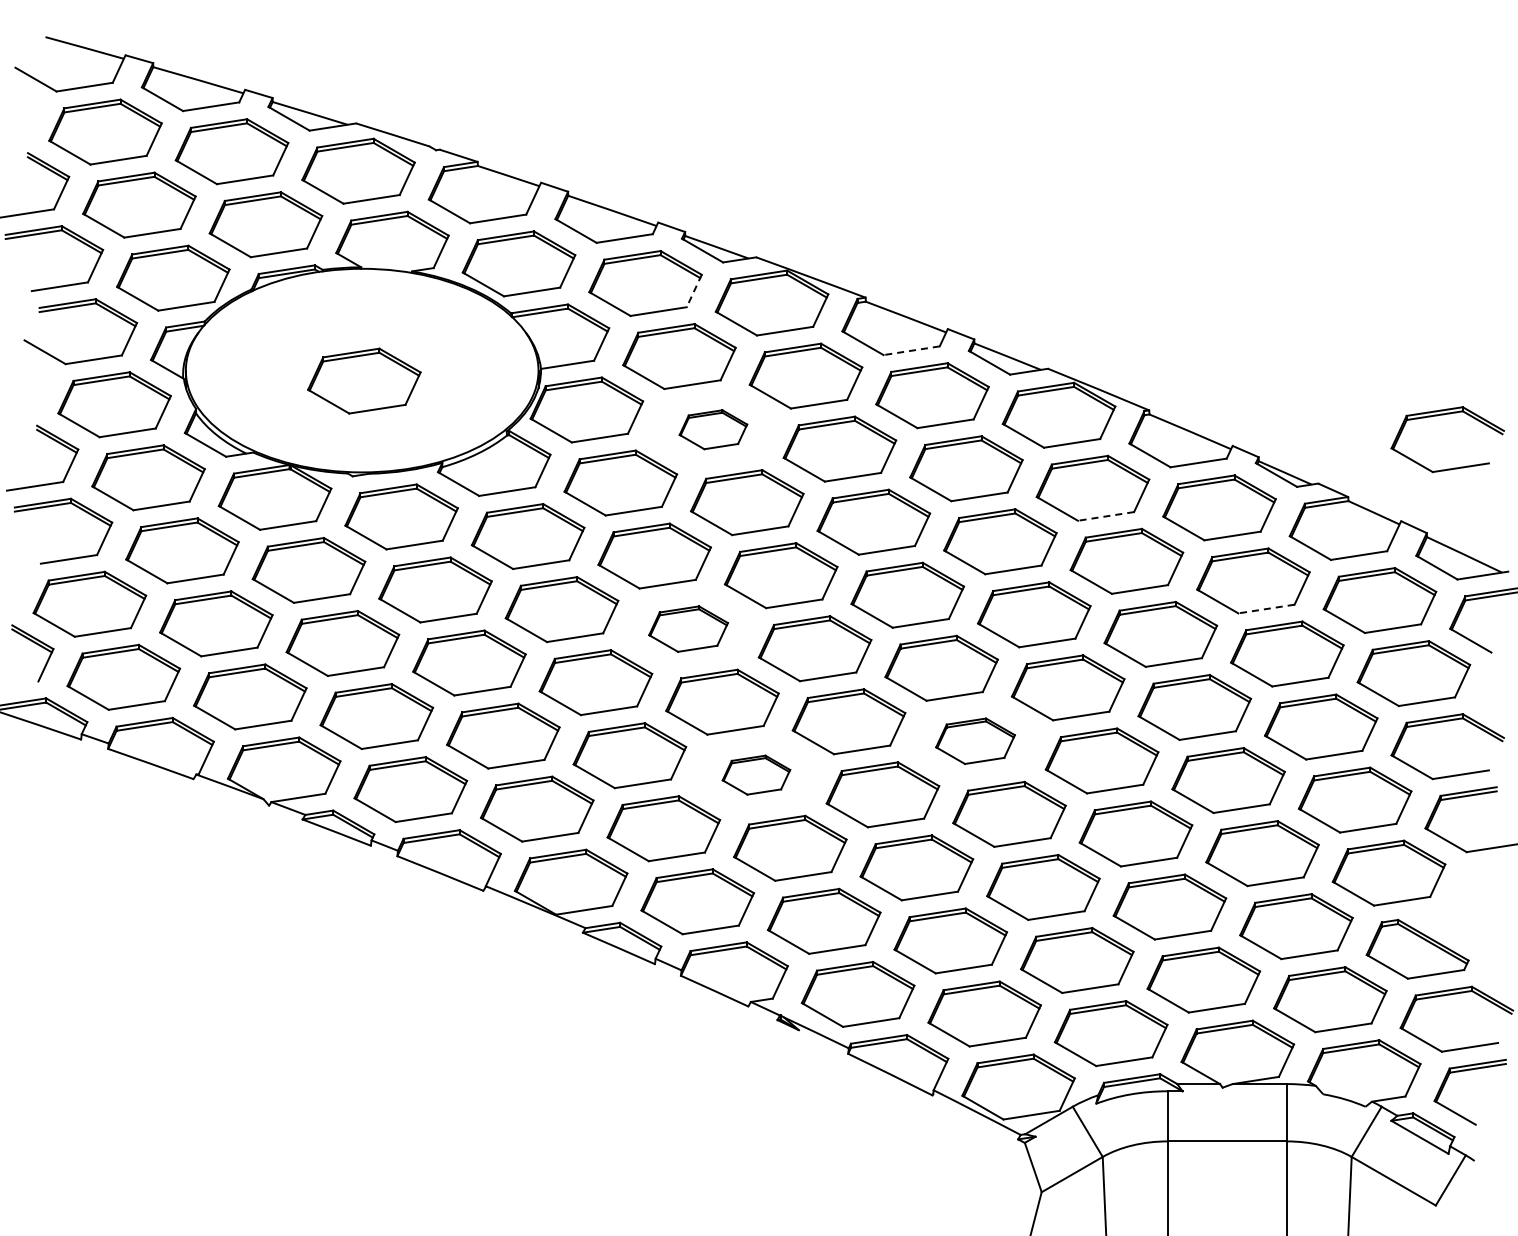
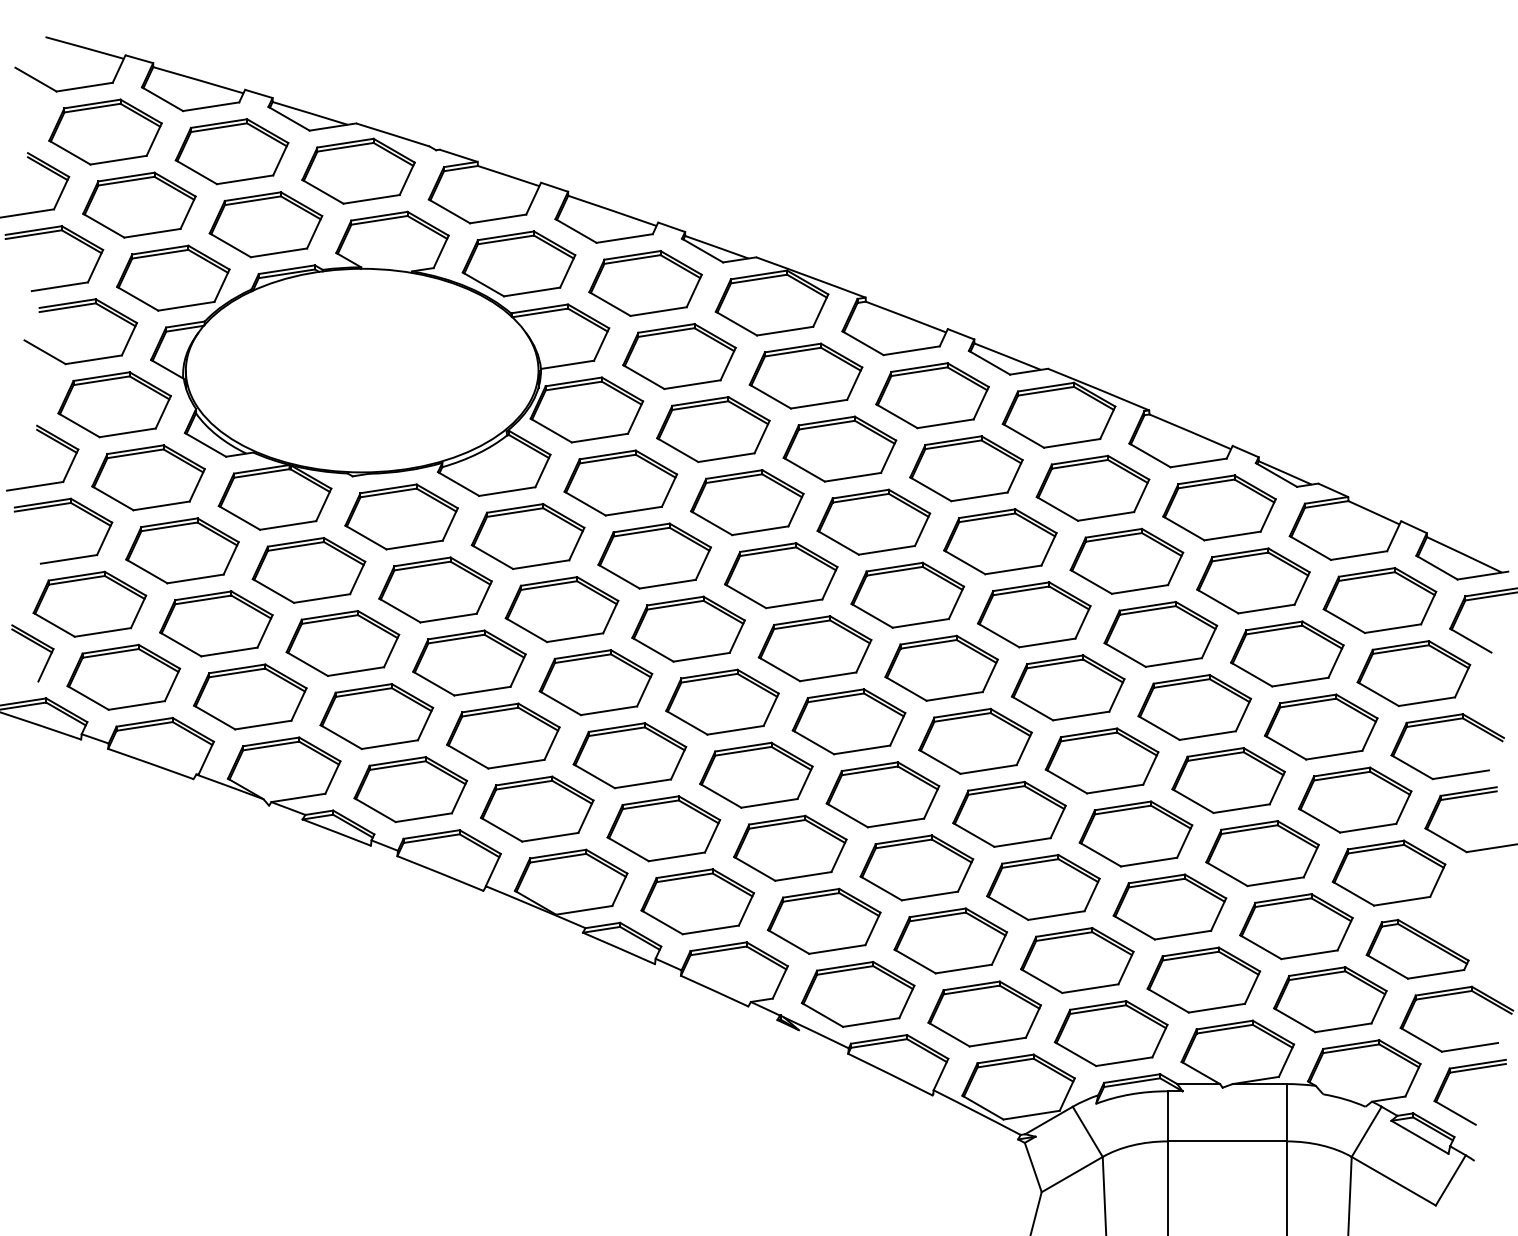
line: dashed -> solid (694, 291)
line: dashed -> solid (911, 350)
part: present -> none (364, 380)
part: present -> none (1444, 415)
part size: 71x42 px -> 115x68 px (713, 429)
line: dashed -> solid (1105, 516)
line: dashed -> solid (1265, 609)
part size: 81x48 px -> 115x68 px (688, 628)
part size: 81x48 px -> 115x68 px (975, 740)
part size: 71x42 px -> 115x68 px (756, 774)
